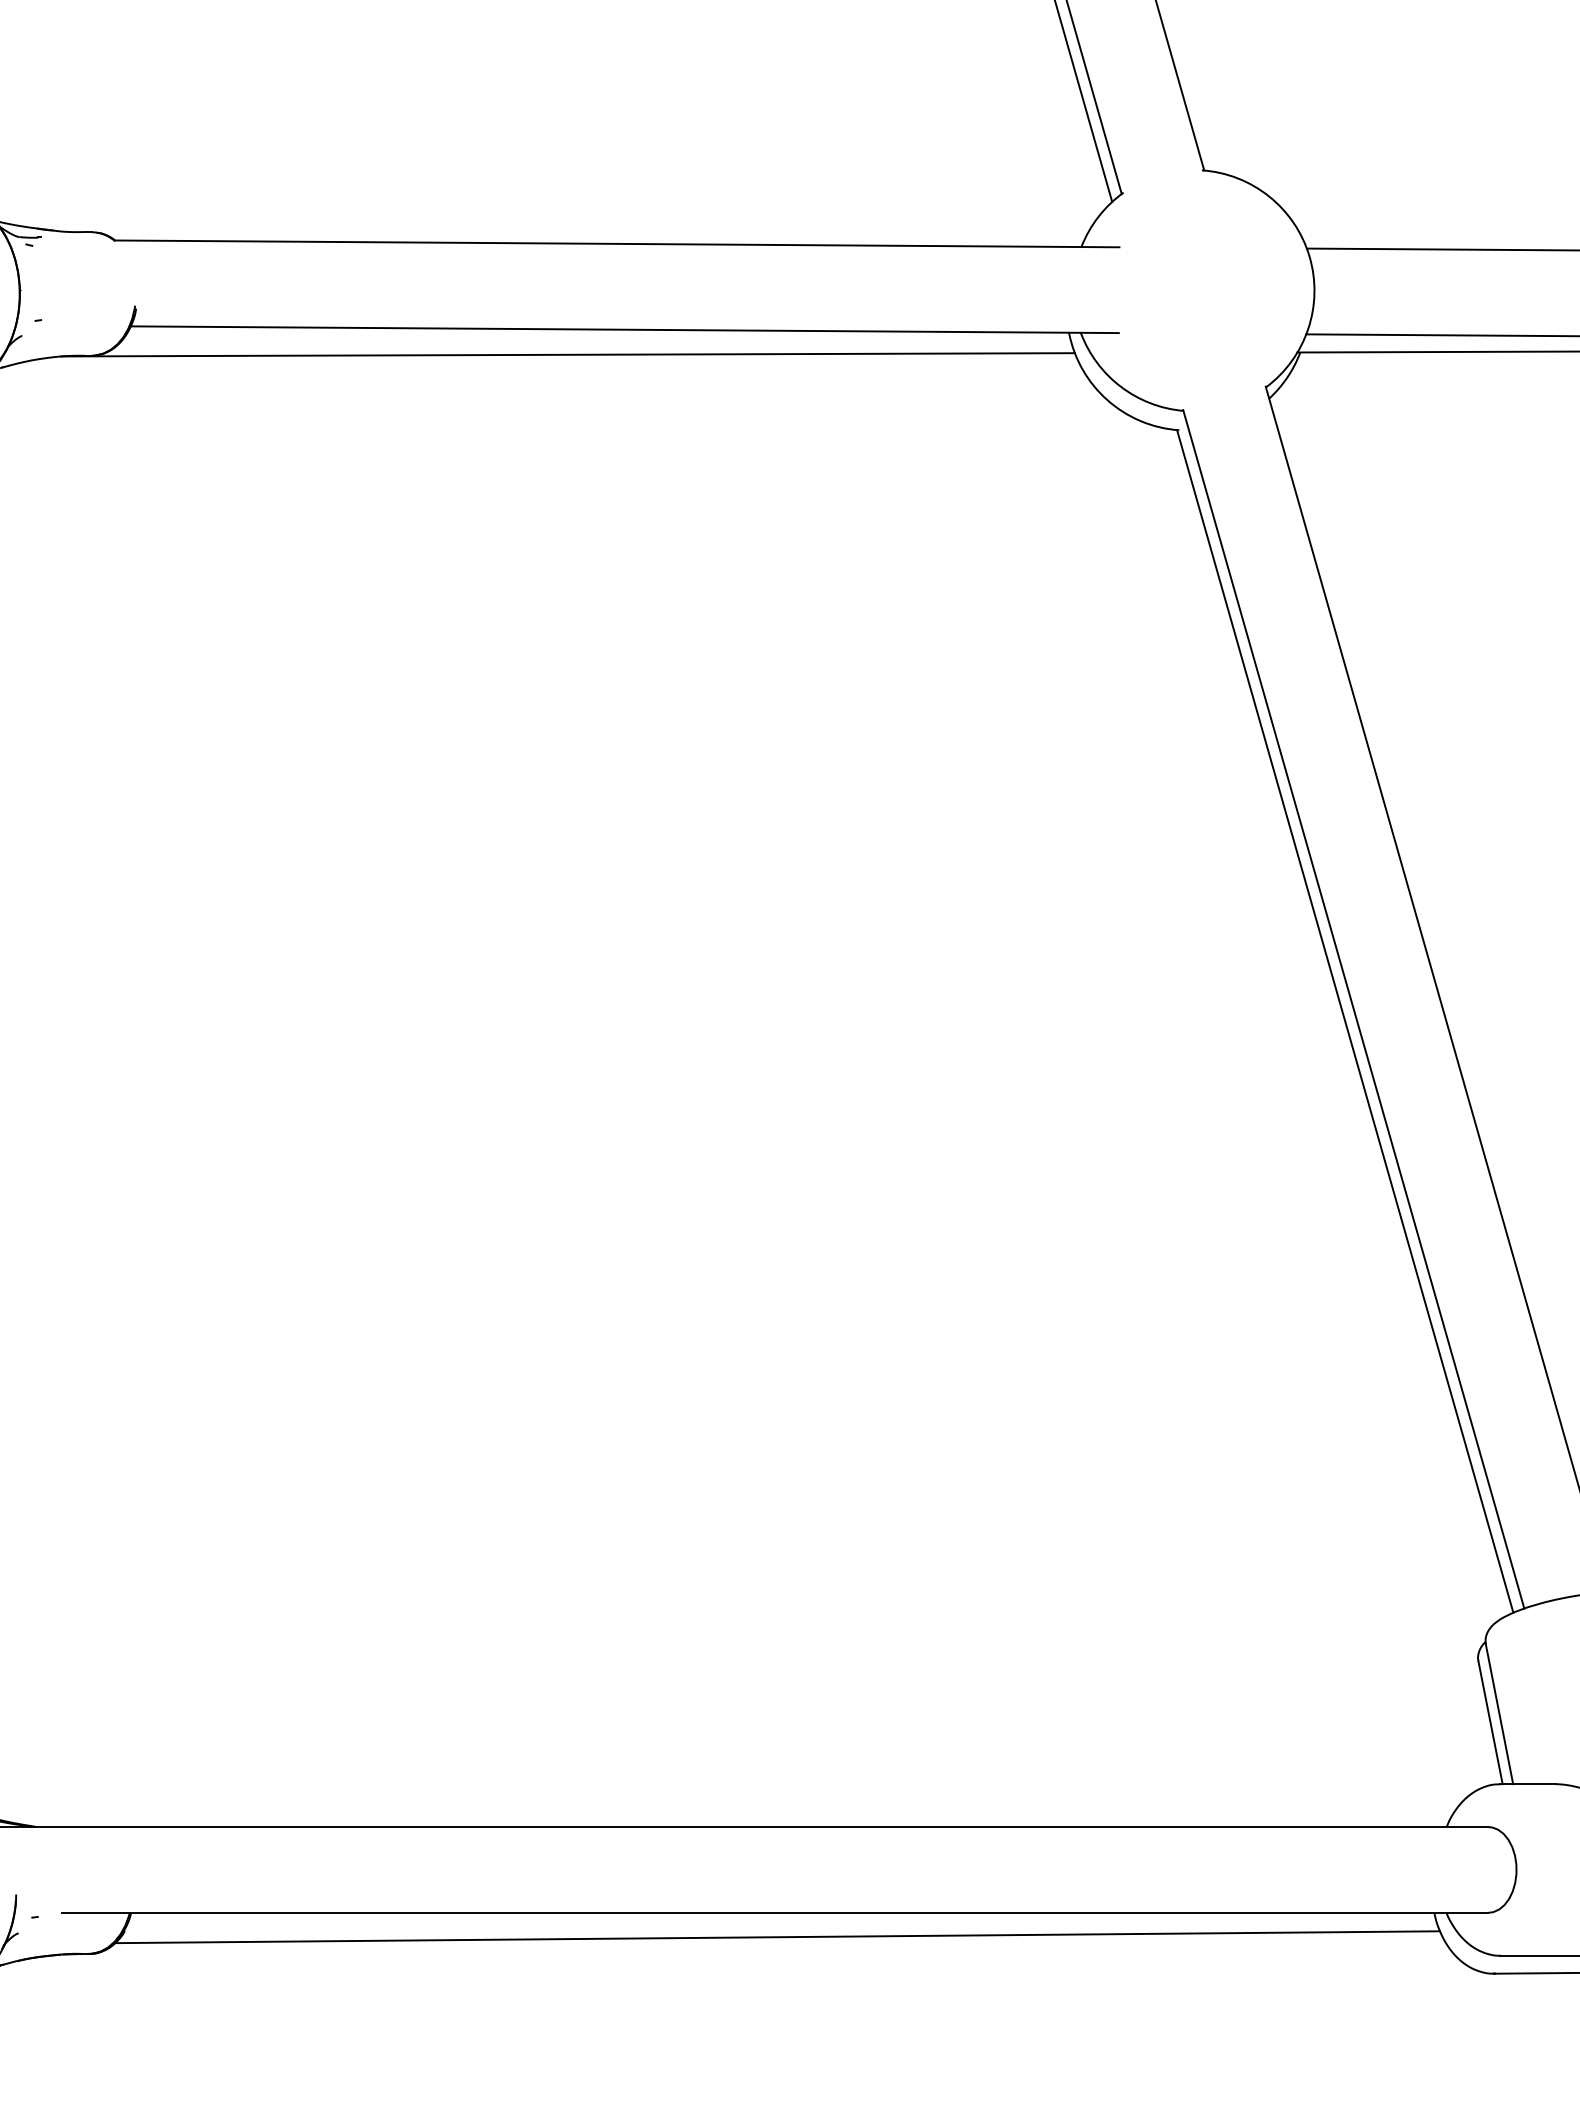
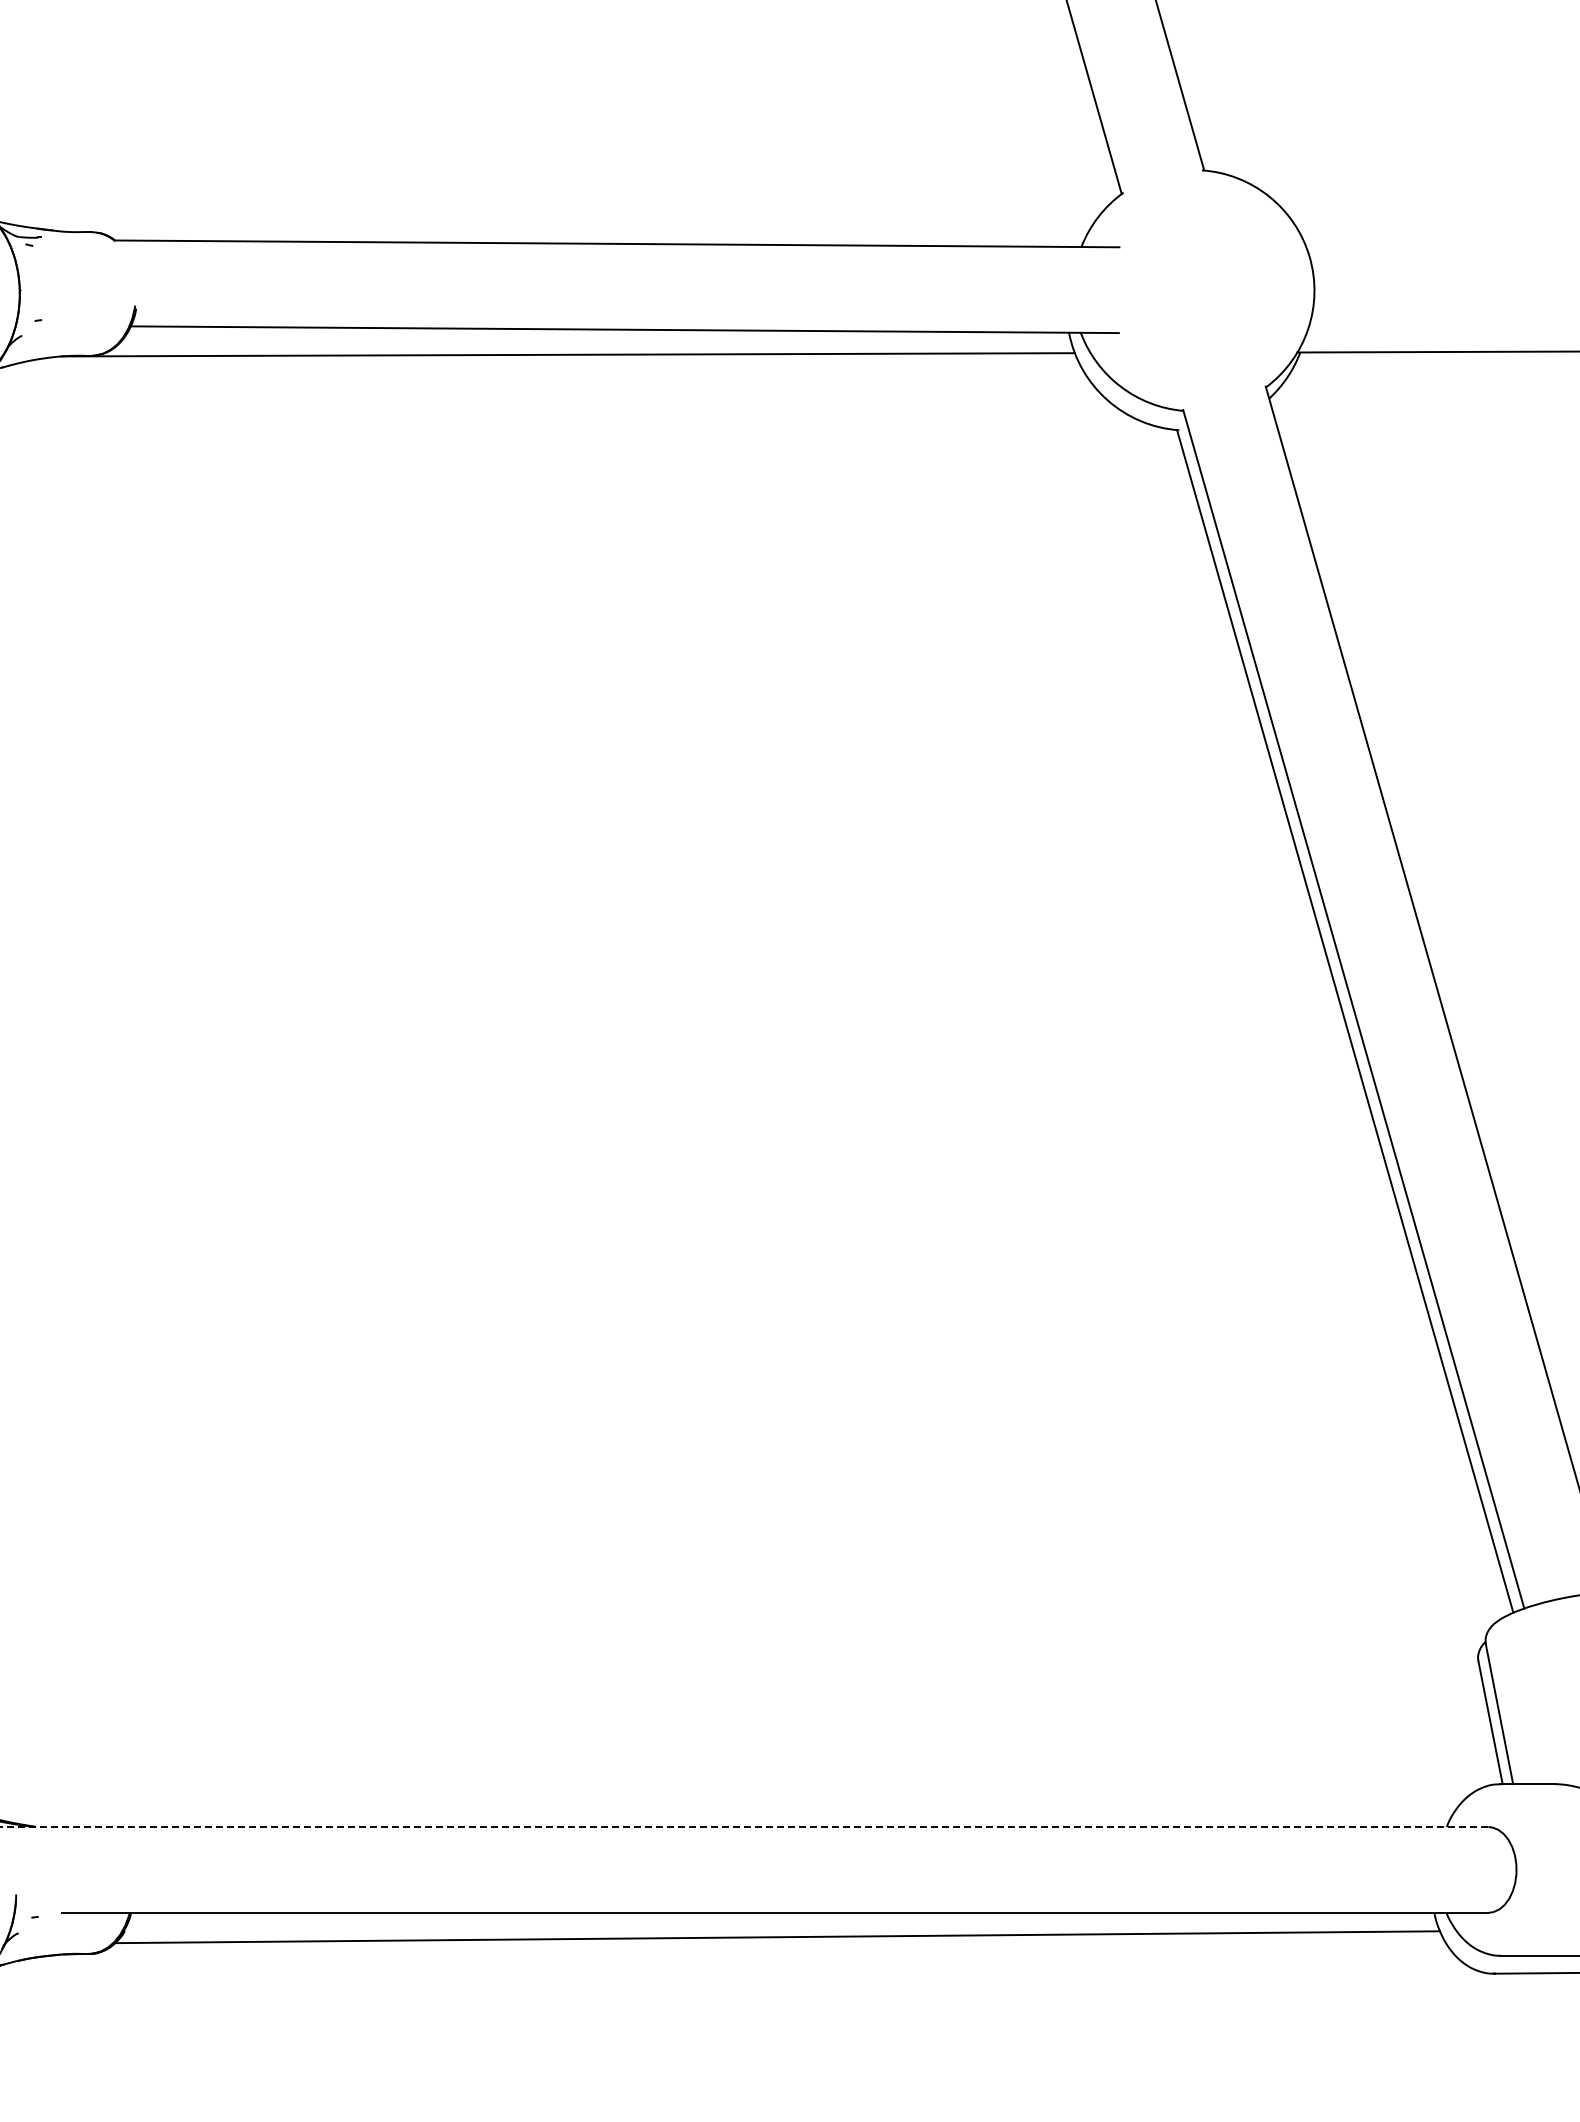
line: present -> none (1083, 101)
line: present -> none (1441, 249)
line: present -> none (1441, 335)
line: solid -> dashed (744, 1827)
